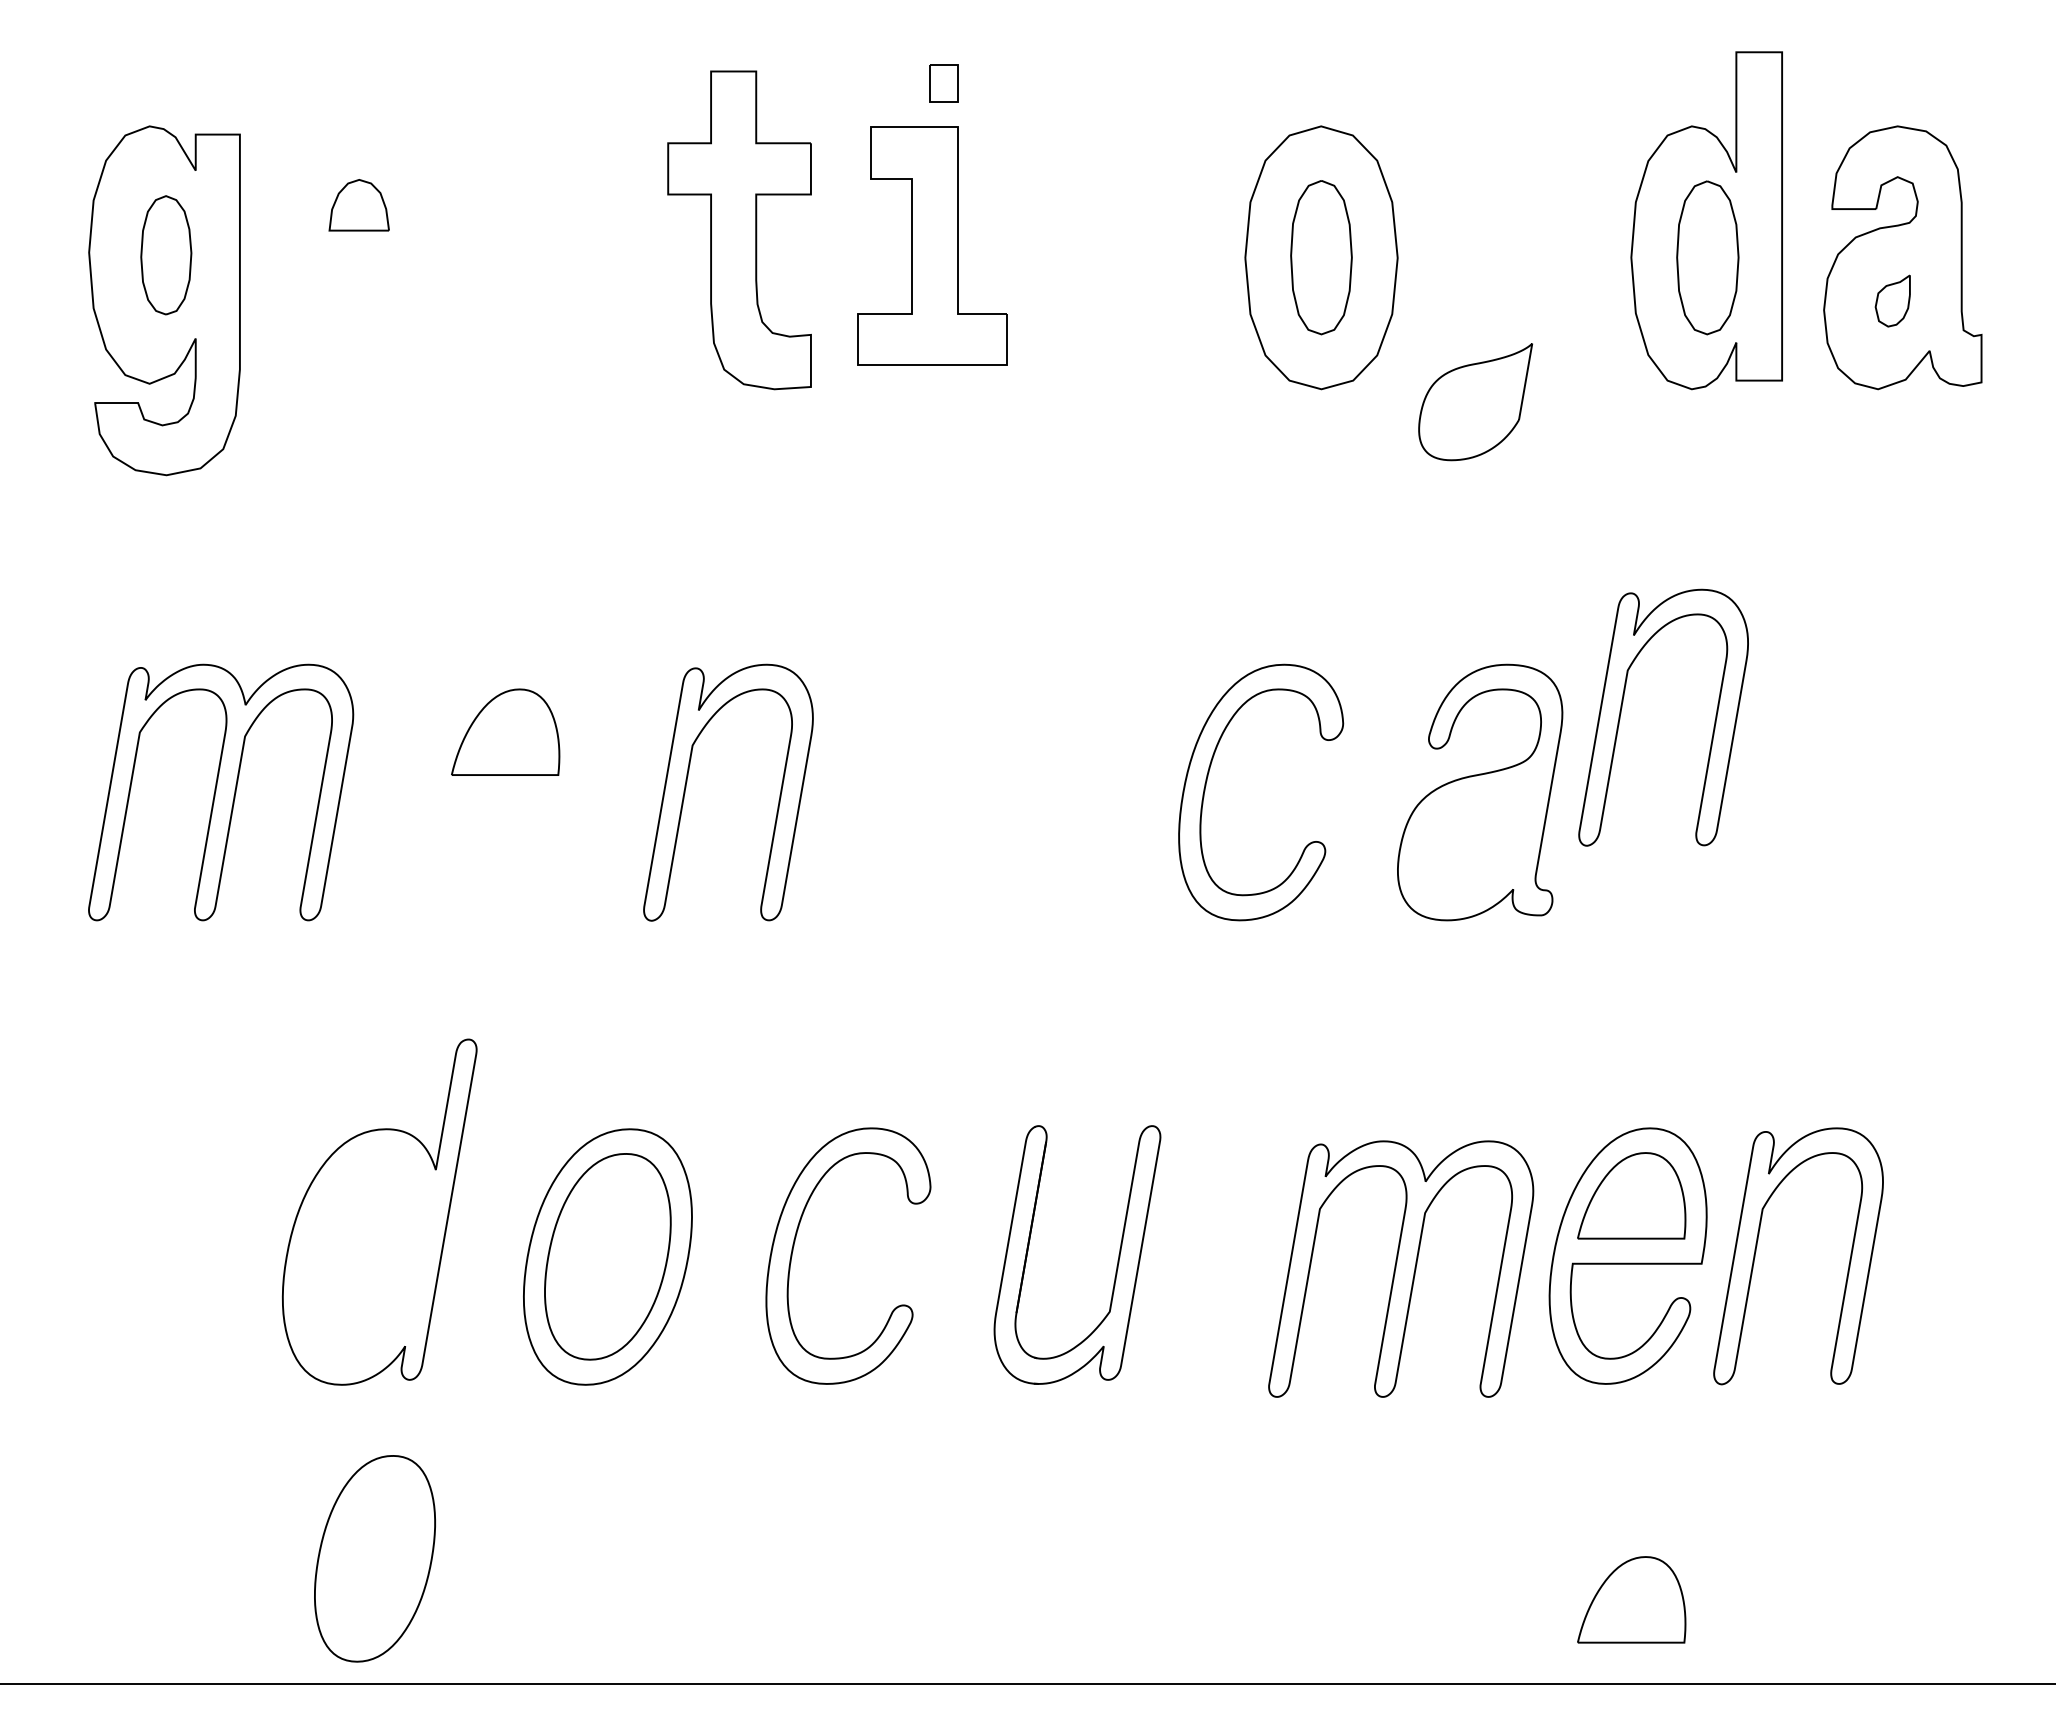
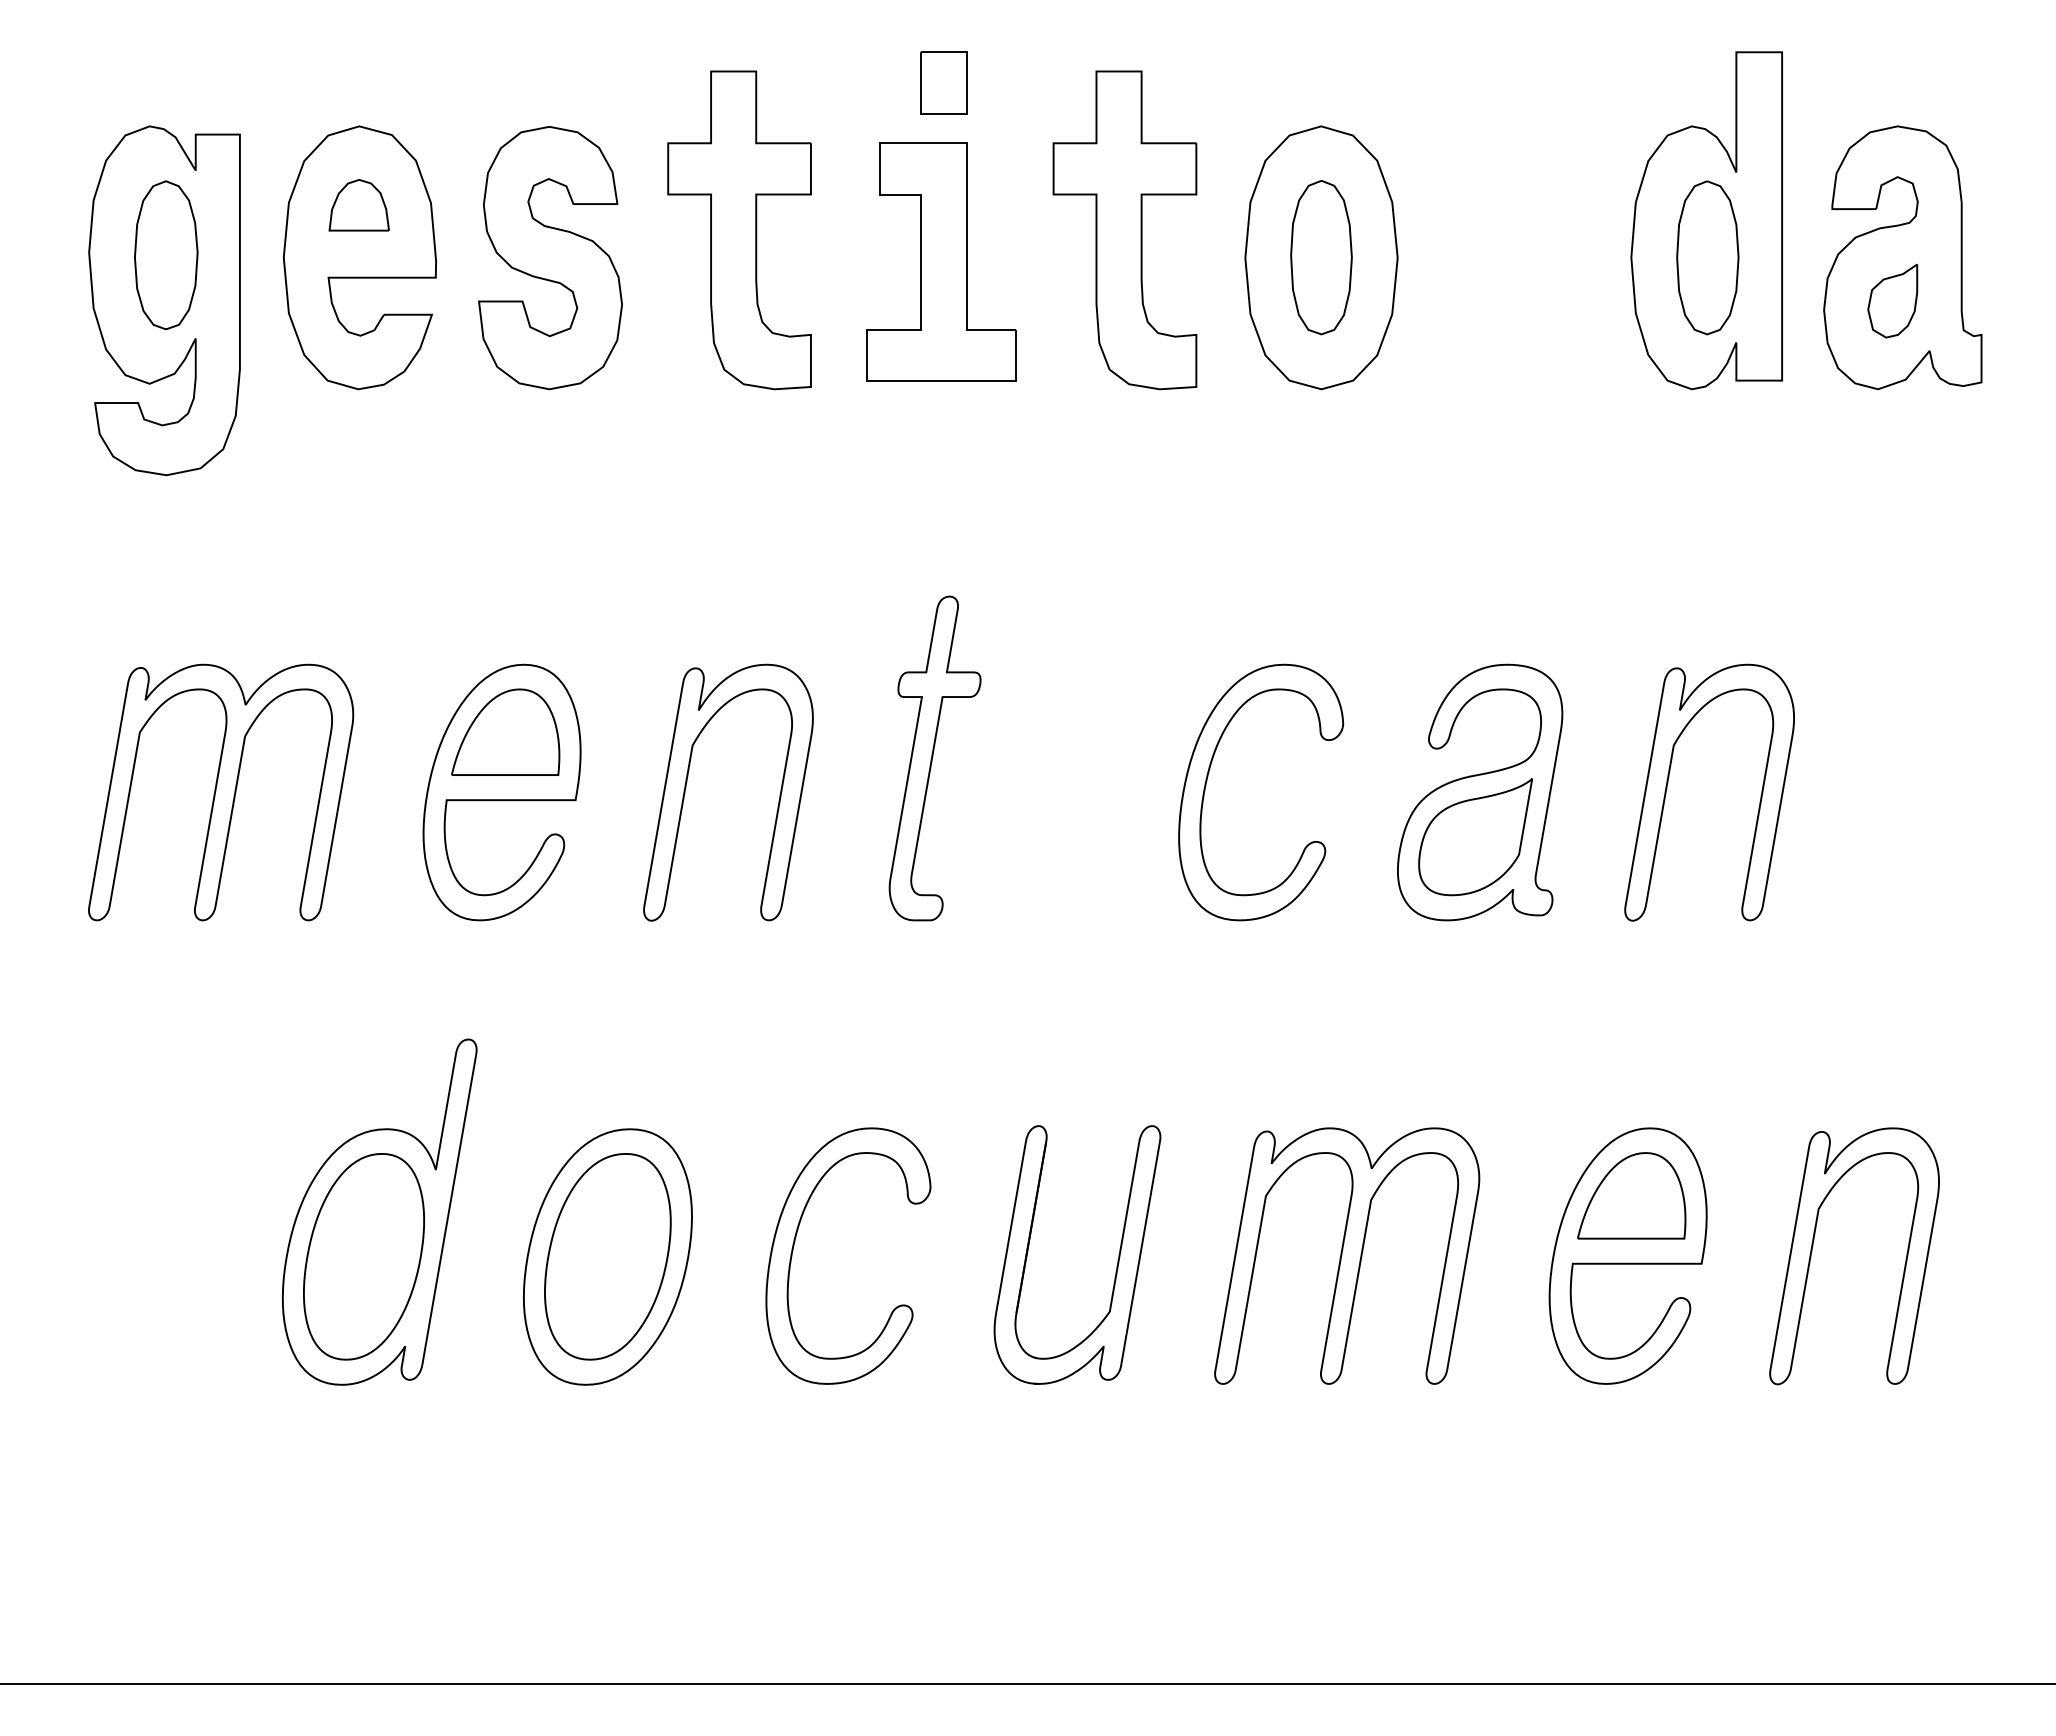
part size: 30x39 px -> 48x64 px (943, 82)
part: none -> present (1124, 230)
part position: (932, 245) -> (941, 261) (941, 261)
part size: 53x121 px -> 65x151 px (166, 255)
part: none -> present (359, 257)
part: none -> present (550, 258)
part size: 37x54 px -> 52x76 px (1892, 300)
part position: (1475, 402) -> (1475, 837) (1475, 837)
part position: (1622, 708) -> (1668, 783) (1668, 783)
part: none -> present (934, 758)
part: none -> present (501, 792)
part position: (1757, 1246) -> (1813, 1246) (1813, 1246)
part position: (1401, 1268) -> (1347, 1255) (1347, 1255)
part position: (374, 1558) -> (363, 1256) (363, 1256)
part: present -> none (1631, 1599)
